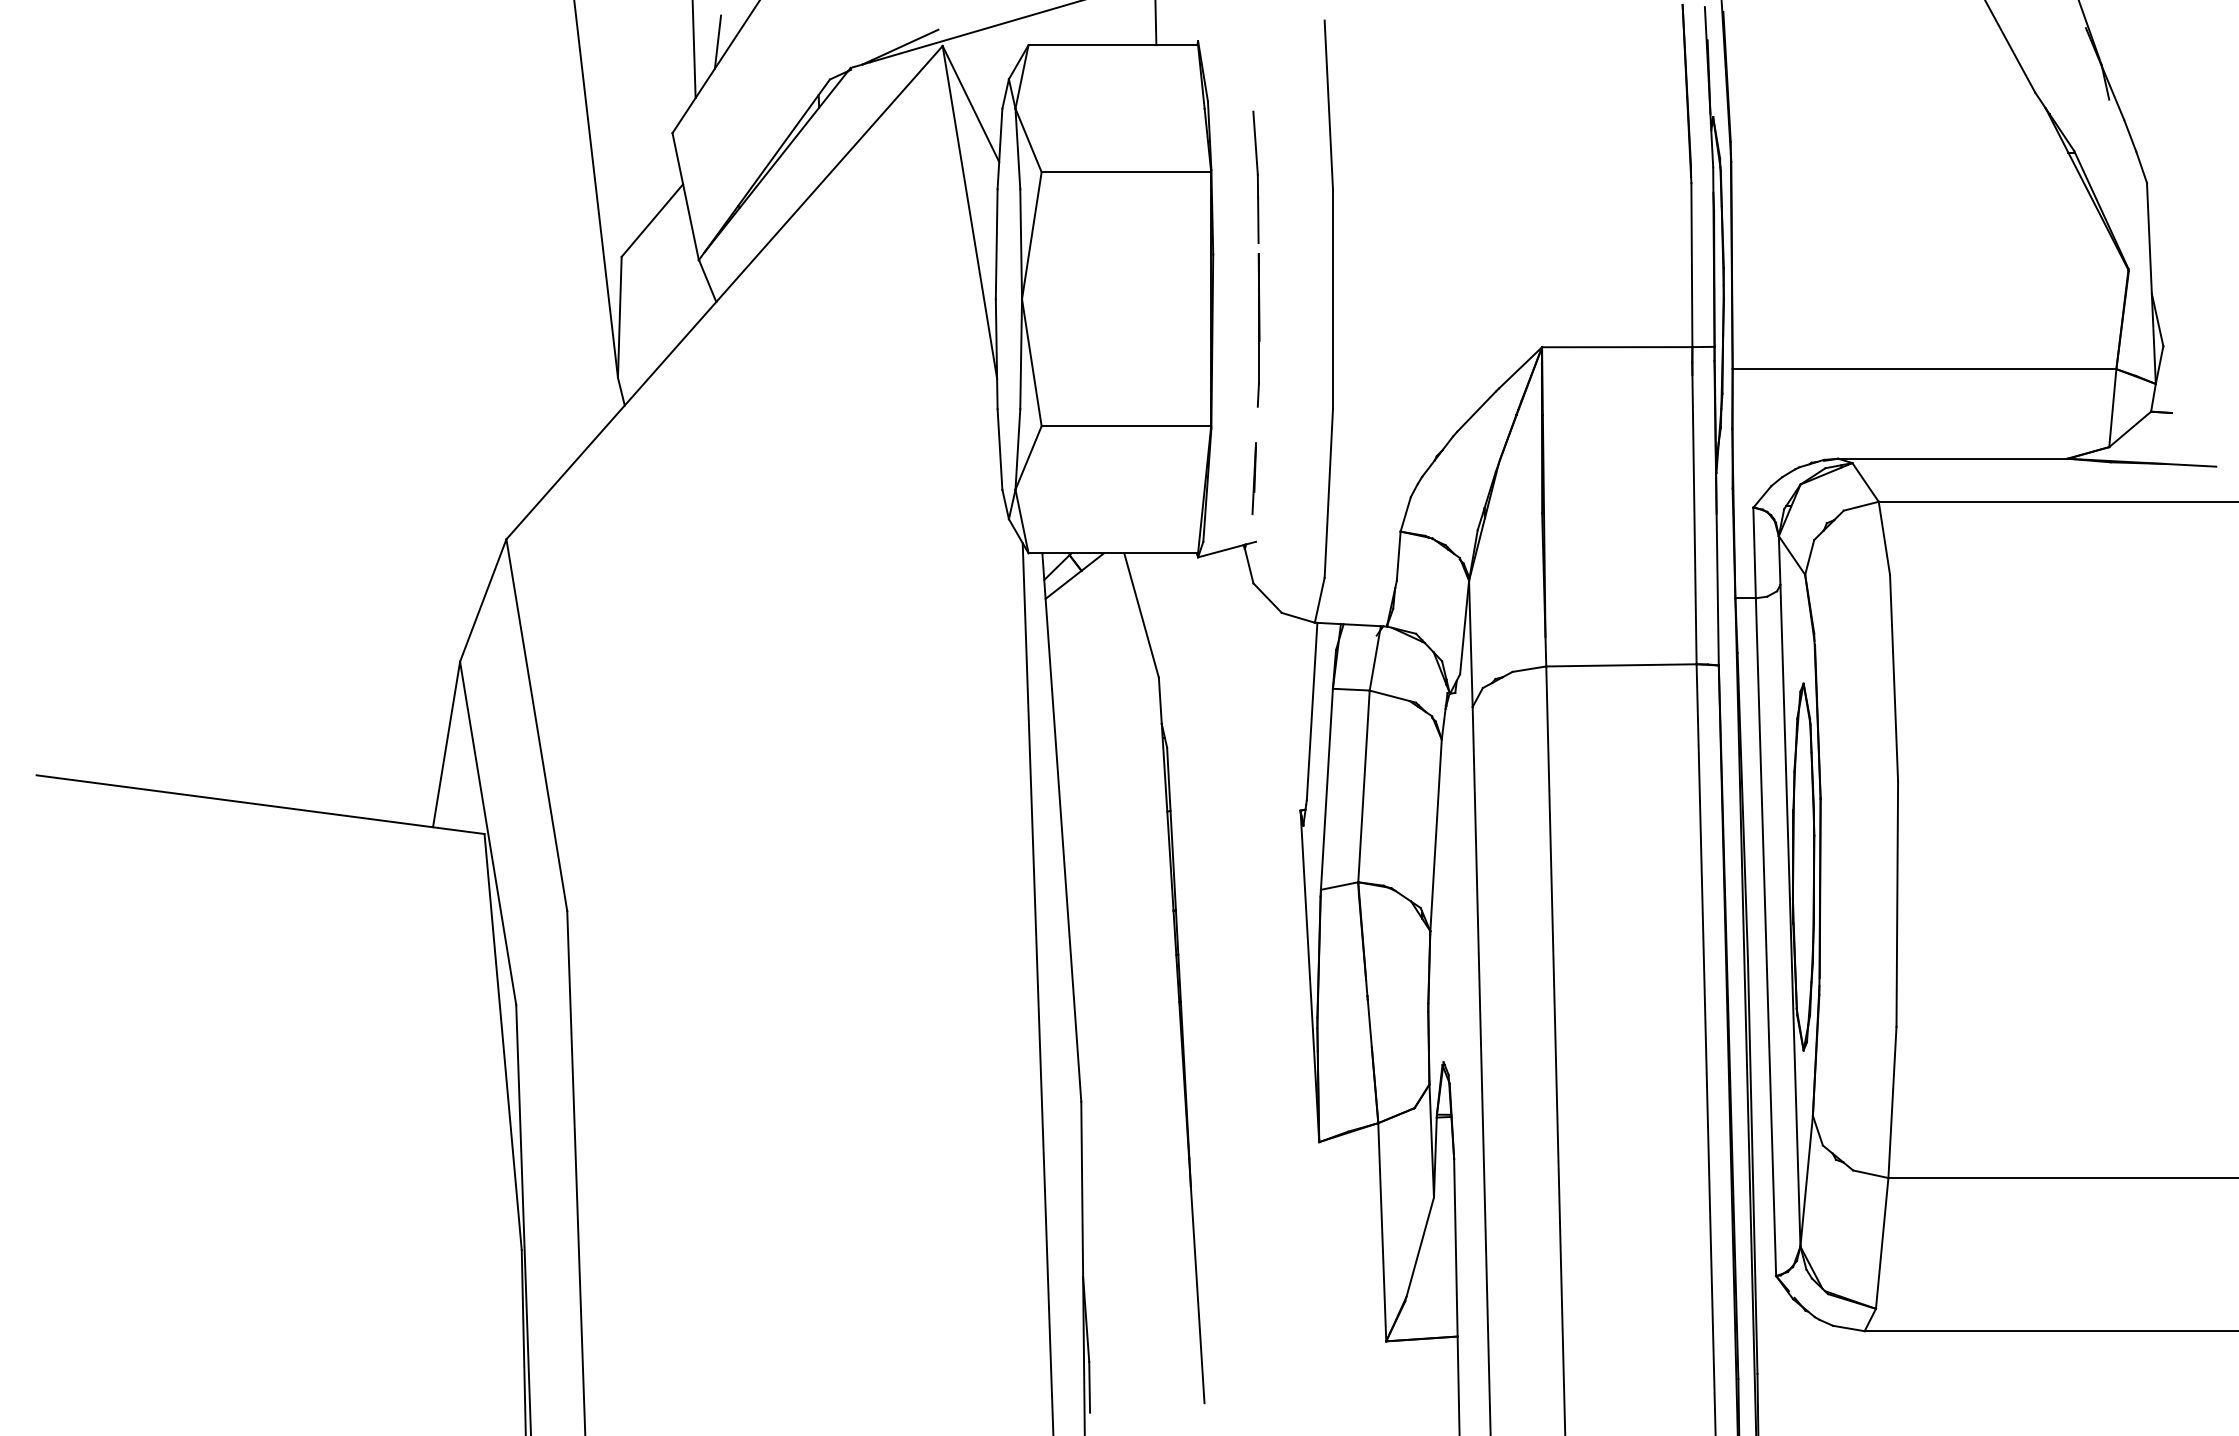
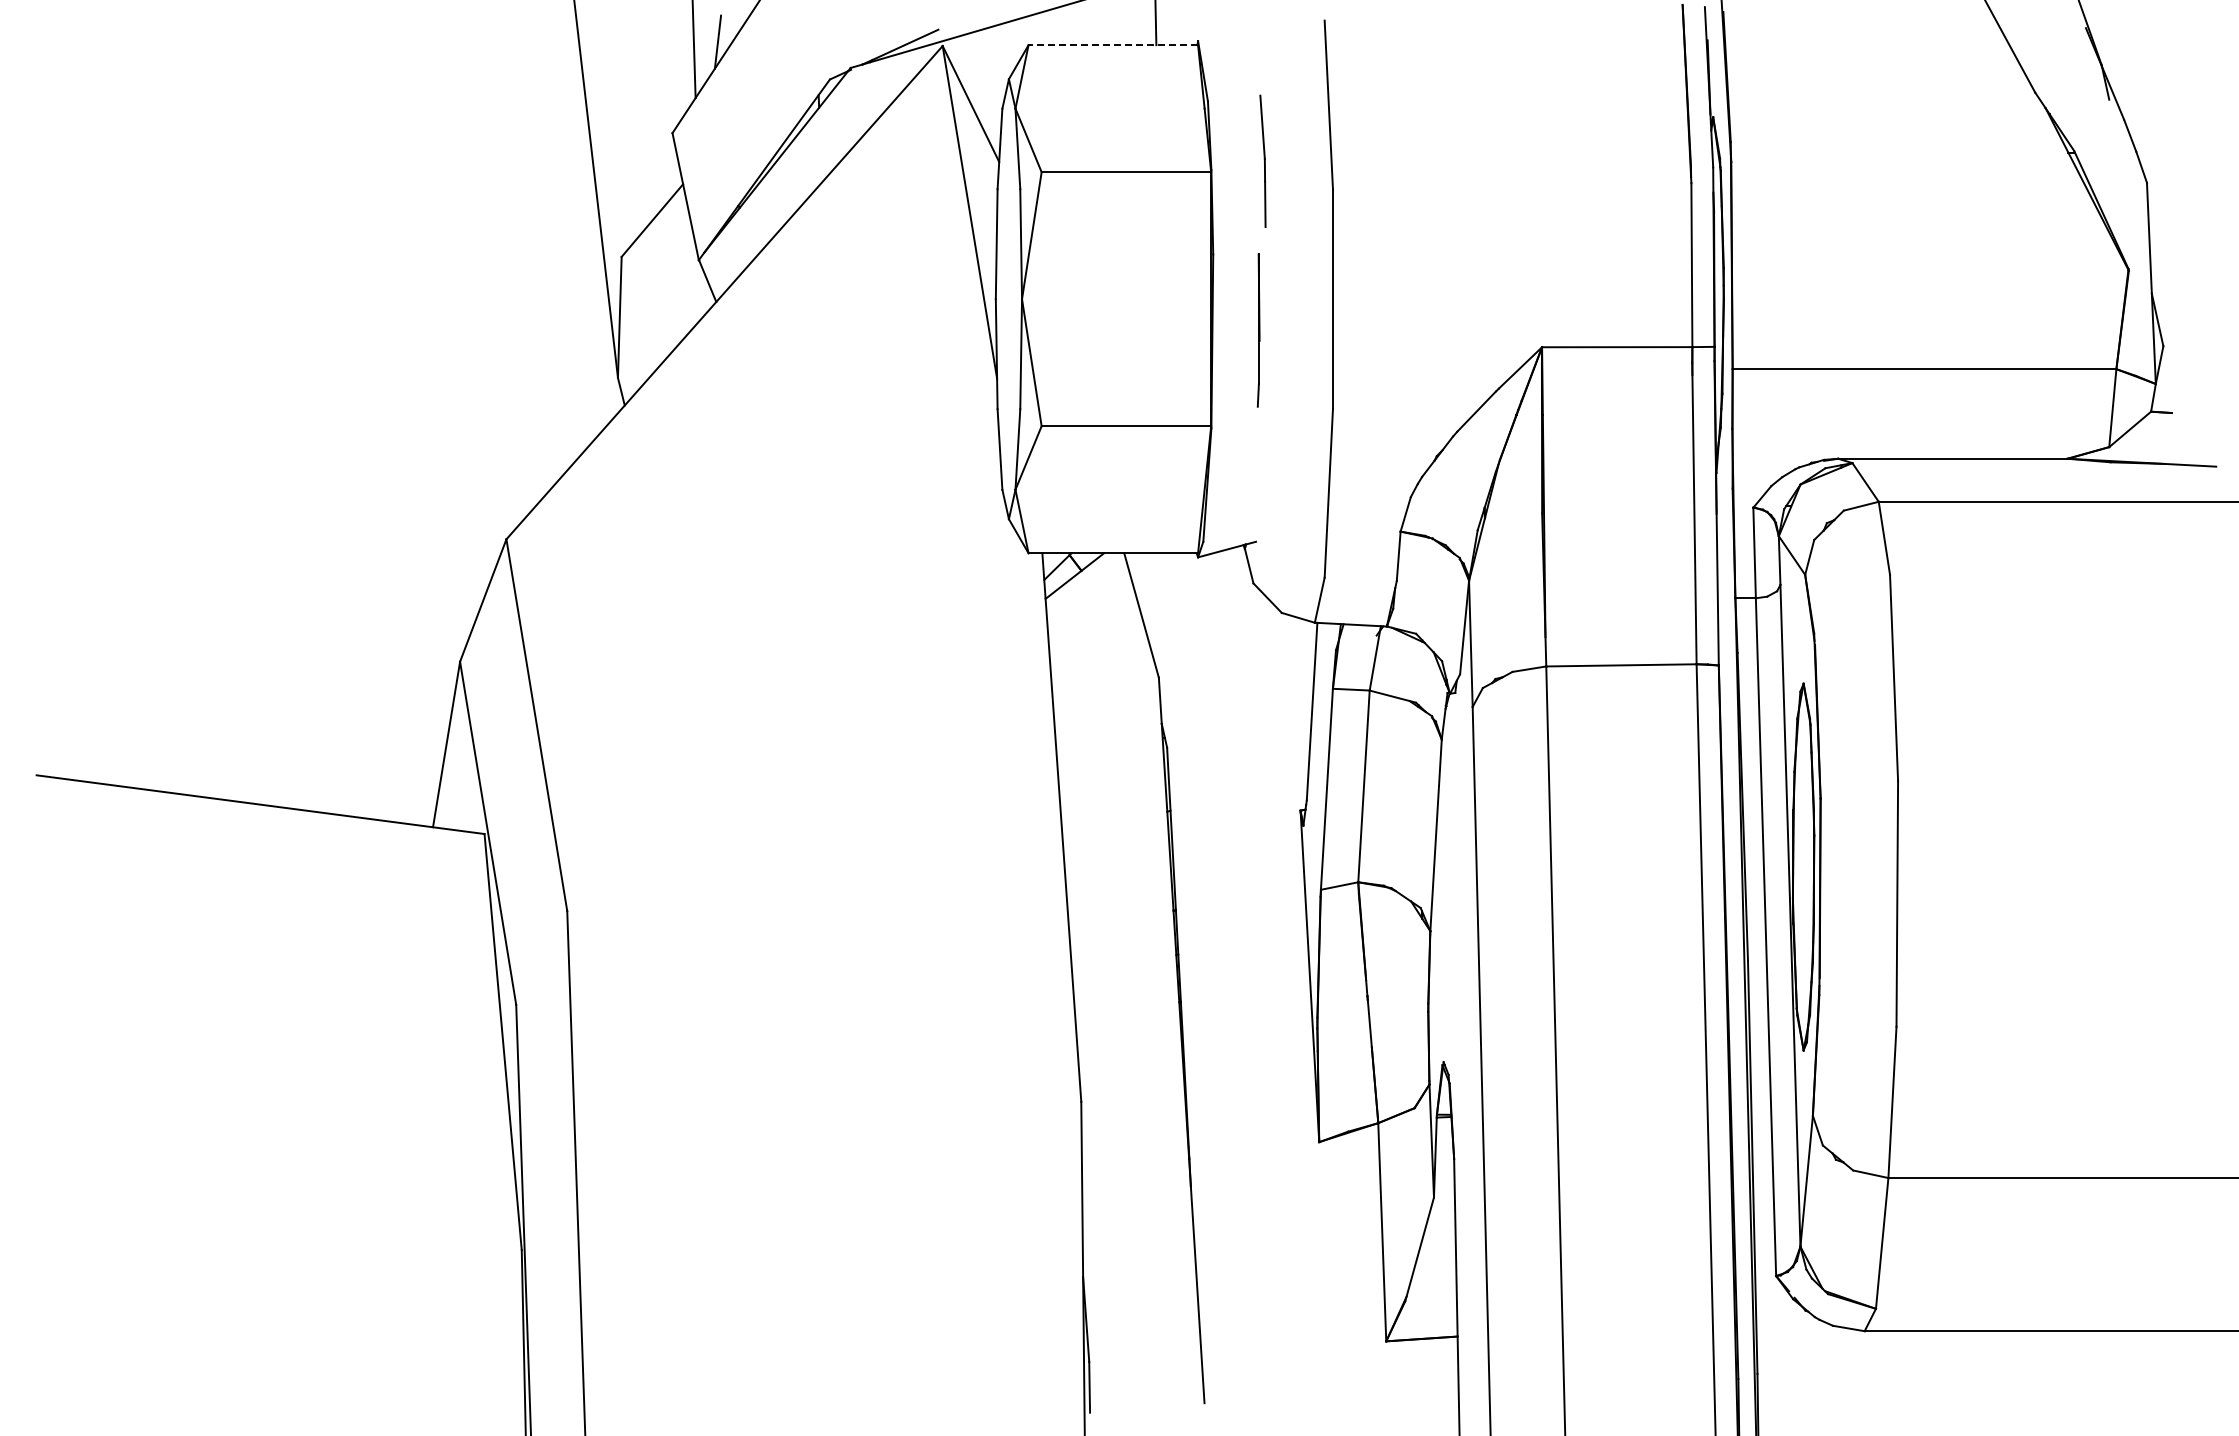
line: solid -> dashed (1113, 45)
part position: (1255, 176) -> (1262, 160) (1262, 160)
line: present -> none (1253, 478)
line: present -> none (1037, 987)
